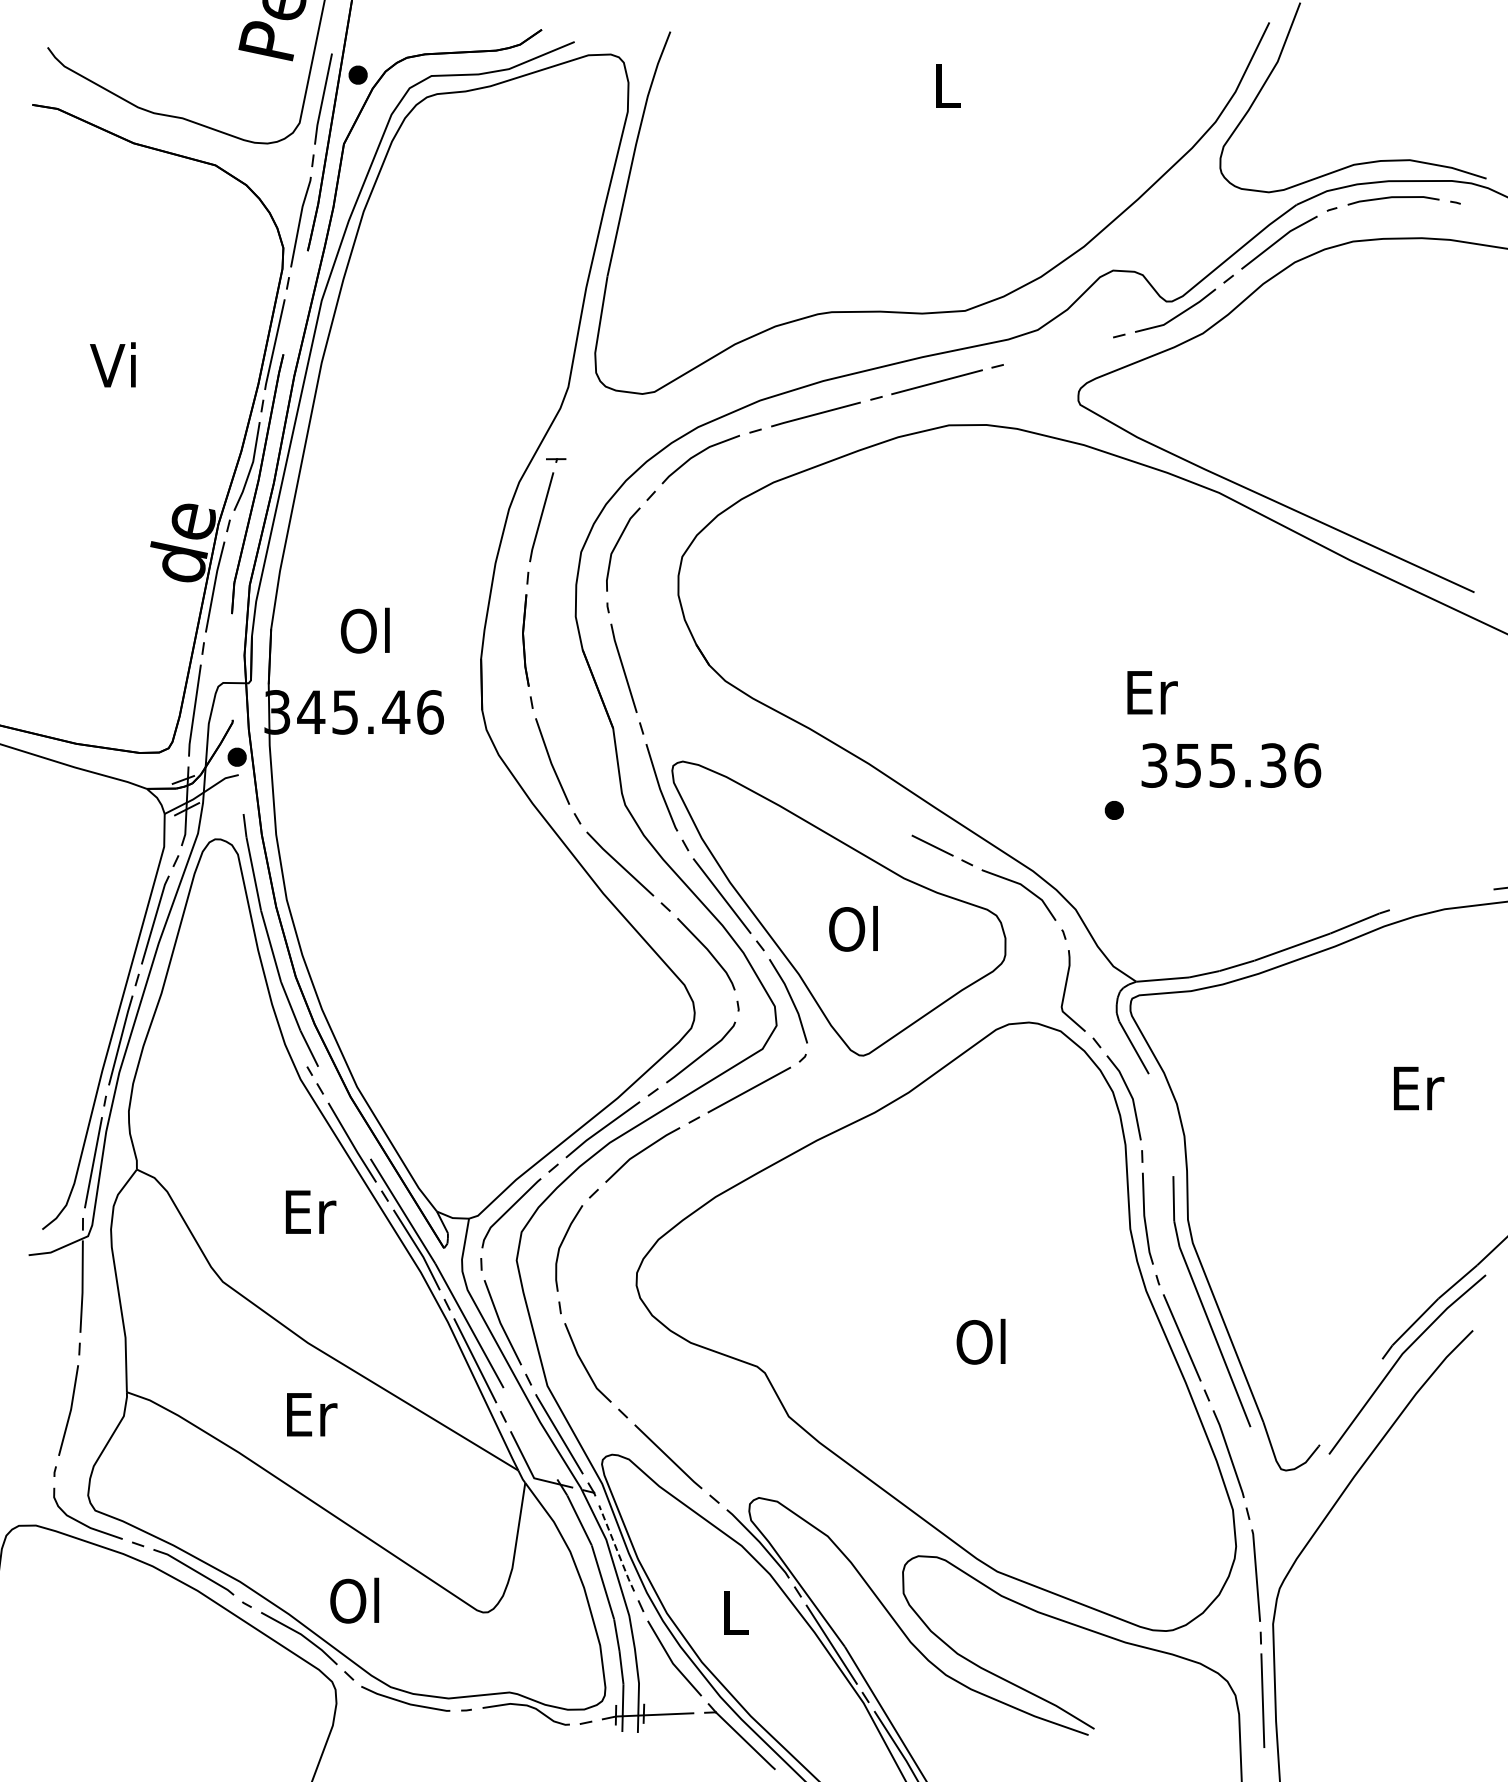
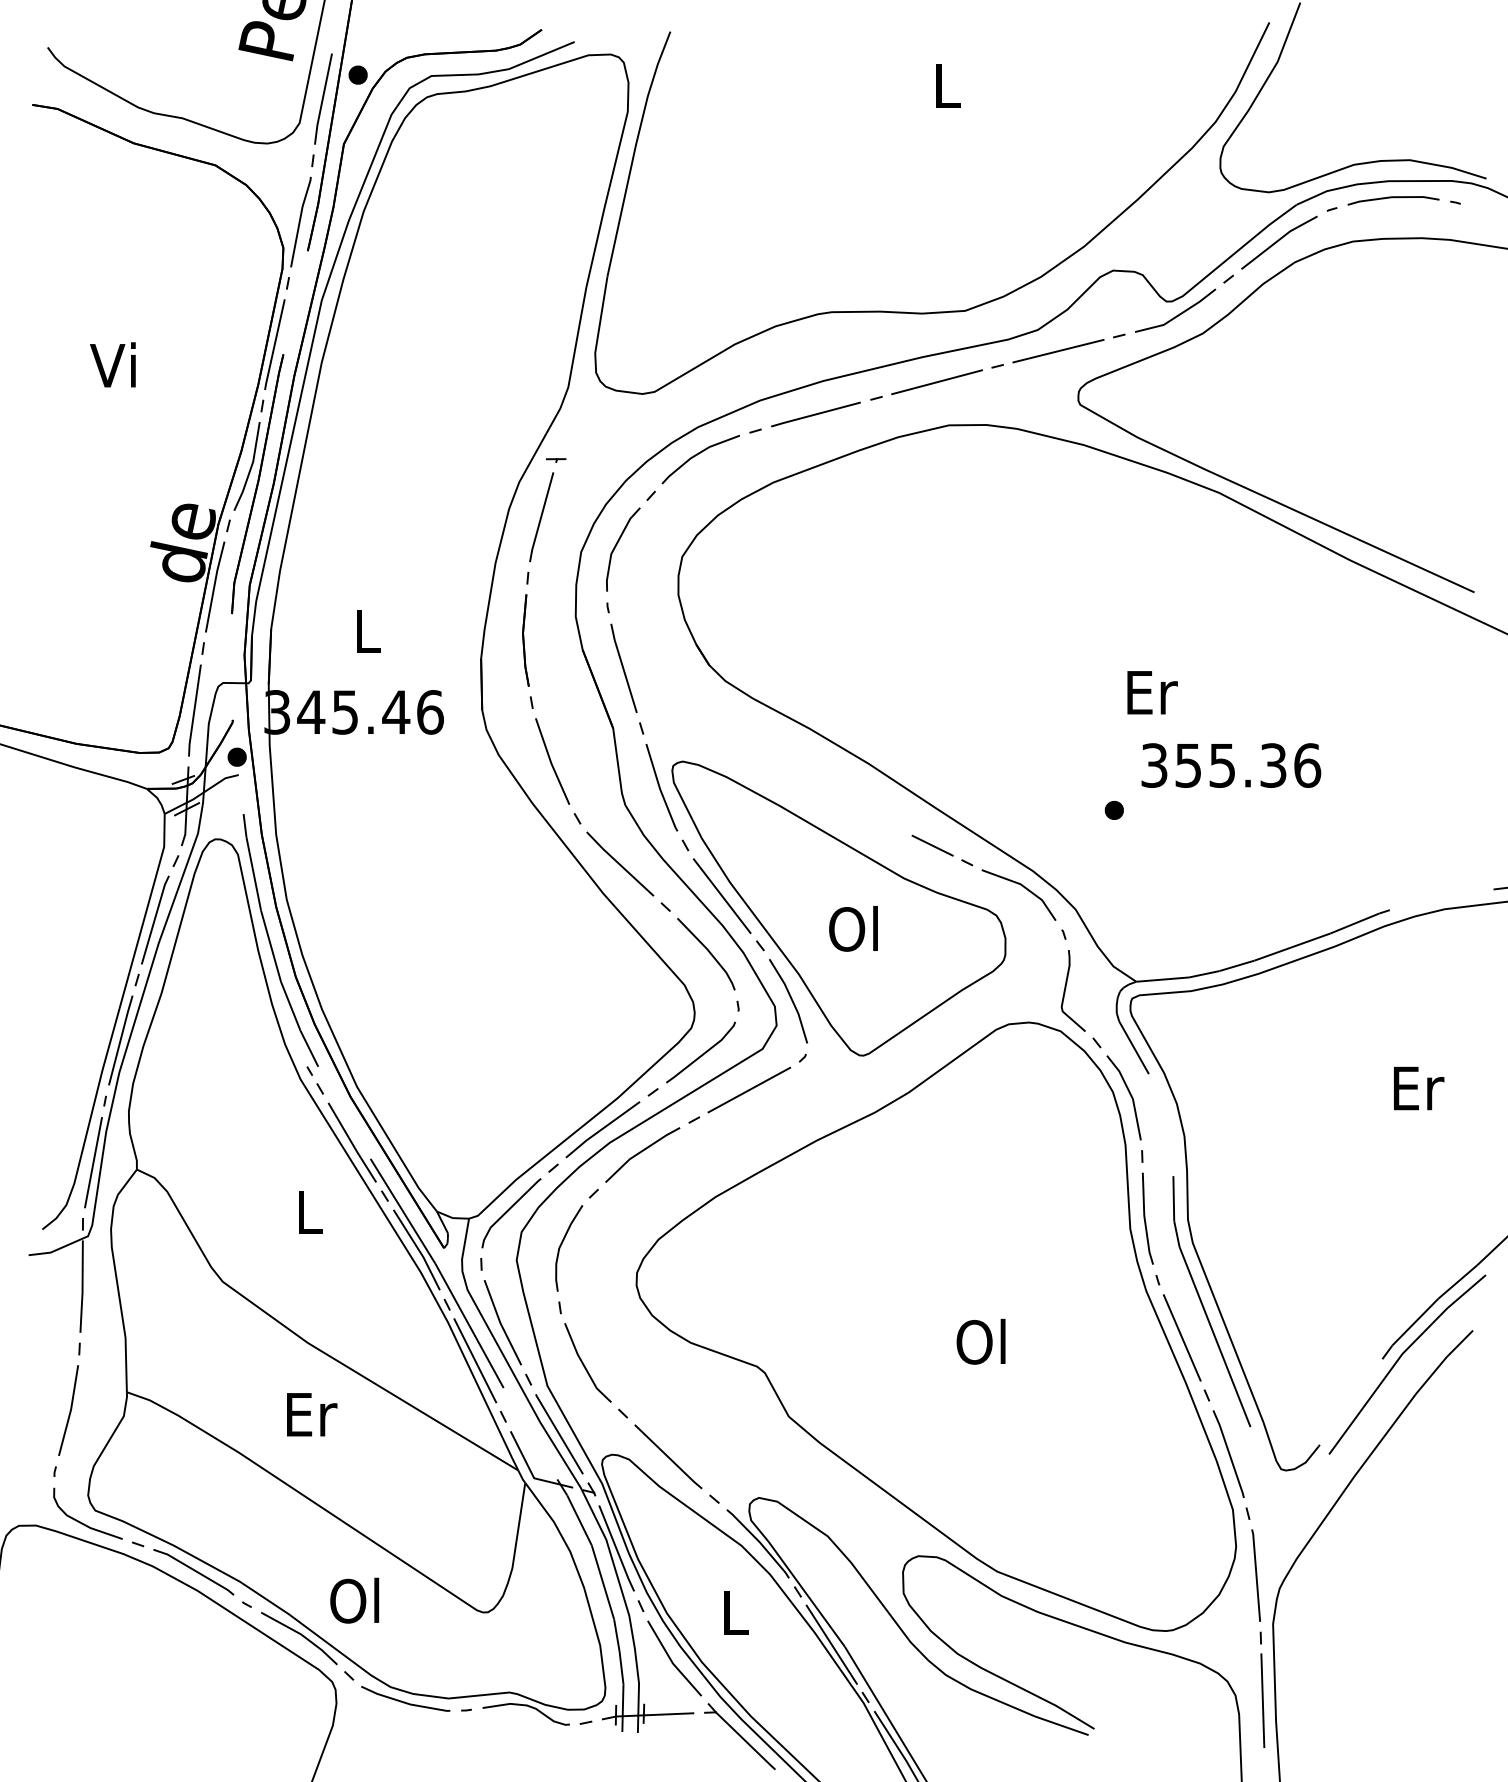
line: none -> present (1058, 350)
text: Ol -> L (364, 630)
text: Er -> L (310, 1211)
line: dashed -> solid (616, 1548)
